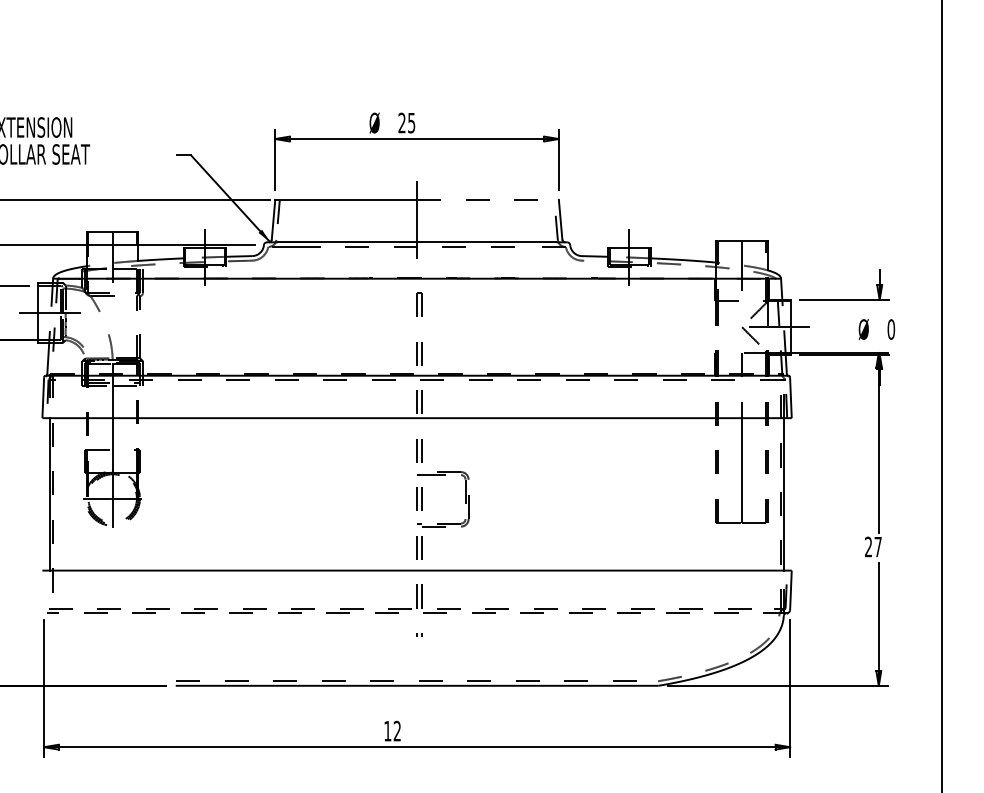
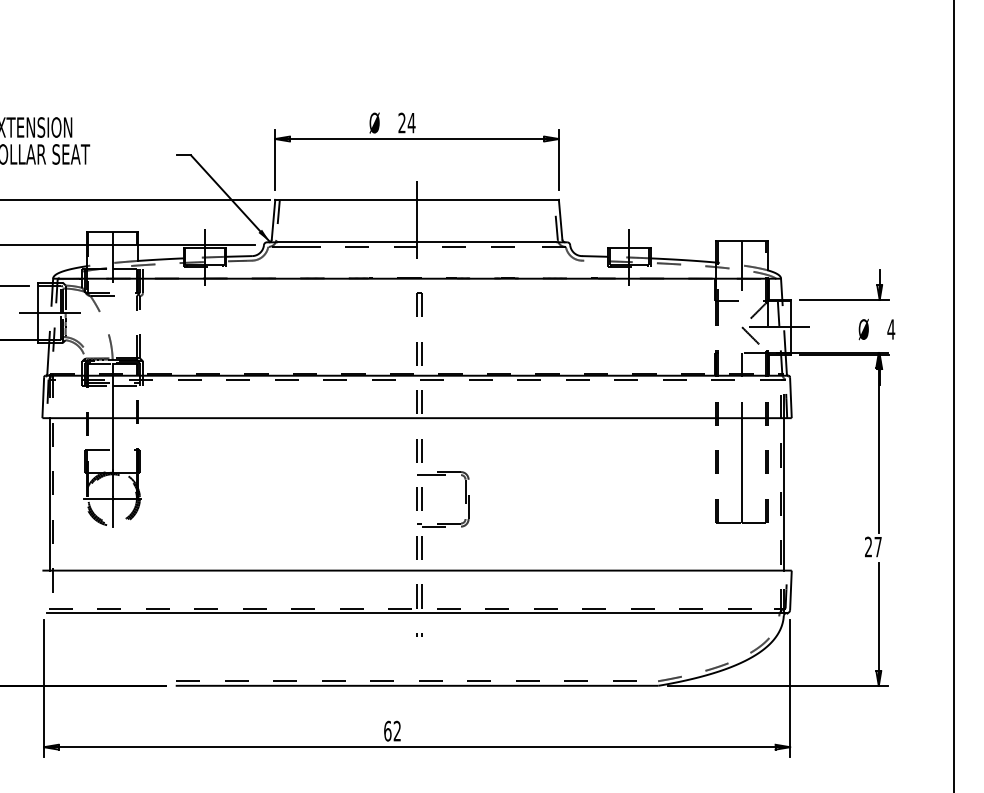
text: 25 -> 24 (411, 123)
line: dashed -> solid (487, 199)
text: 0 -> 4 (891, 329)
line position: (942, 395) -> (954, 395) (954, 395)
line: dashed -> solid (417, 613)
text: 12 -> 62 (387, 730)
